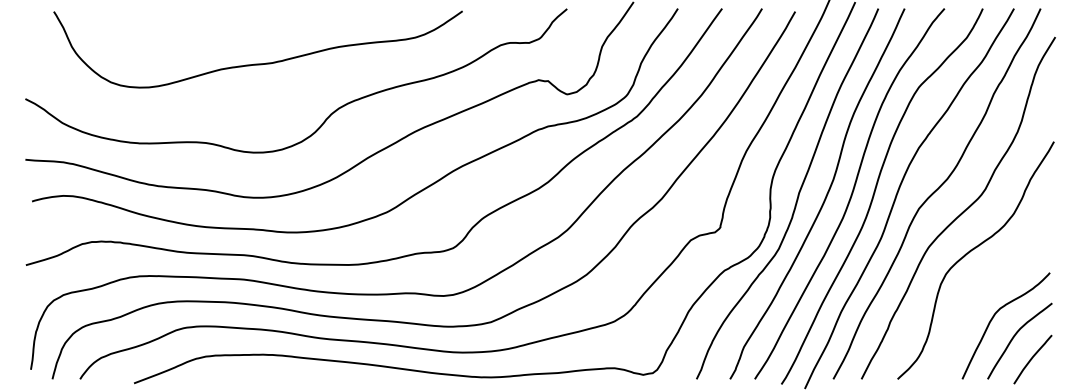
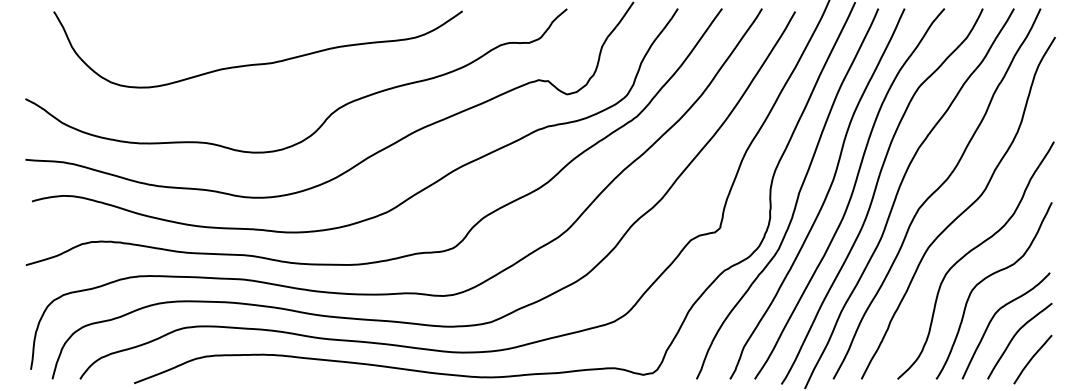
curve: none -> present (987, 278)
